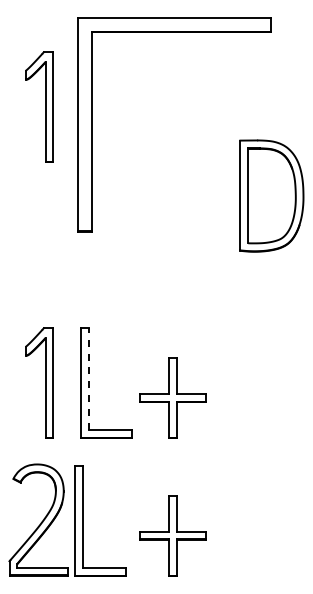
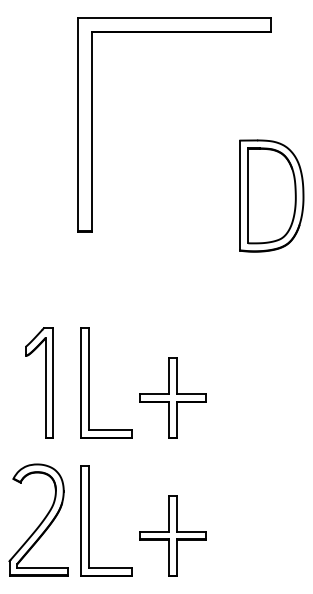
part: present -> none (39, 106)
line: dashed -> solid (88, 378)
part position: (83, 520) -> (89, 520) (89, 520)
